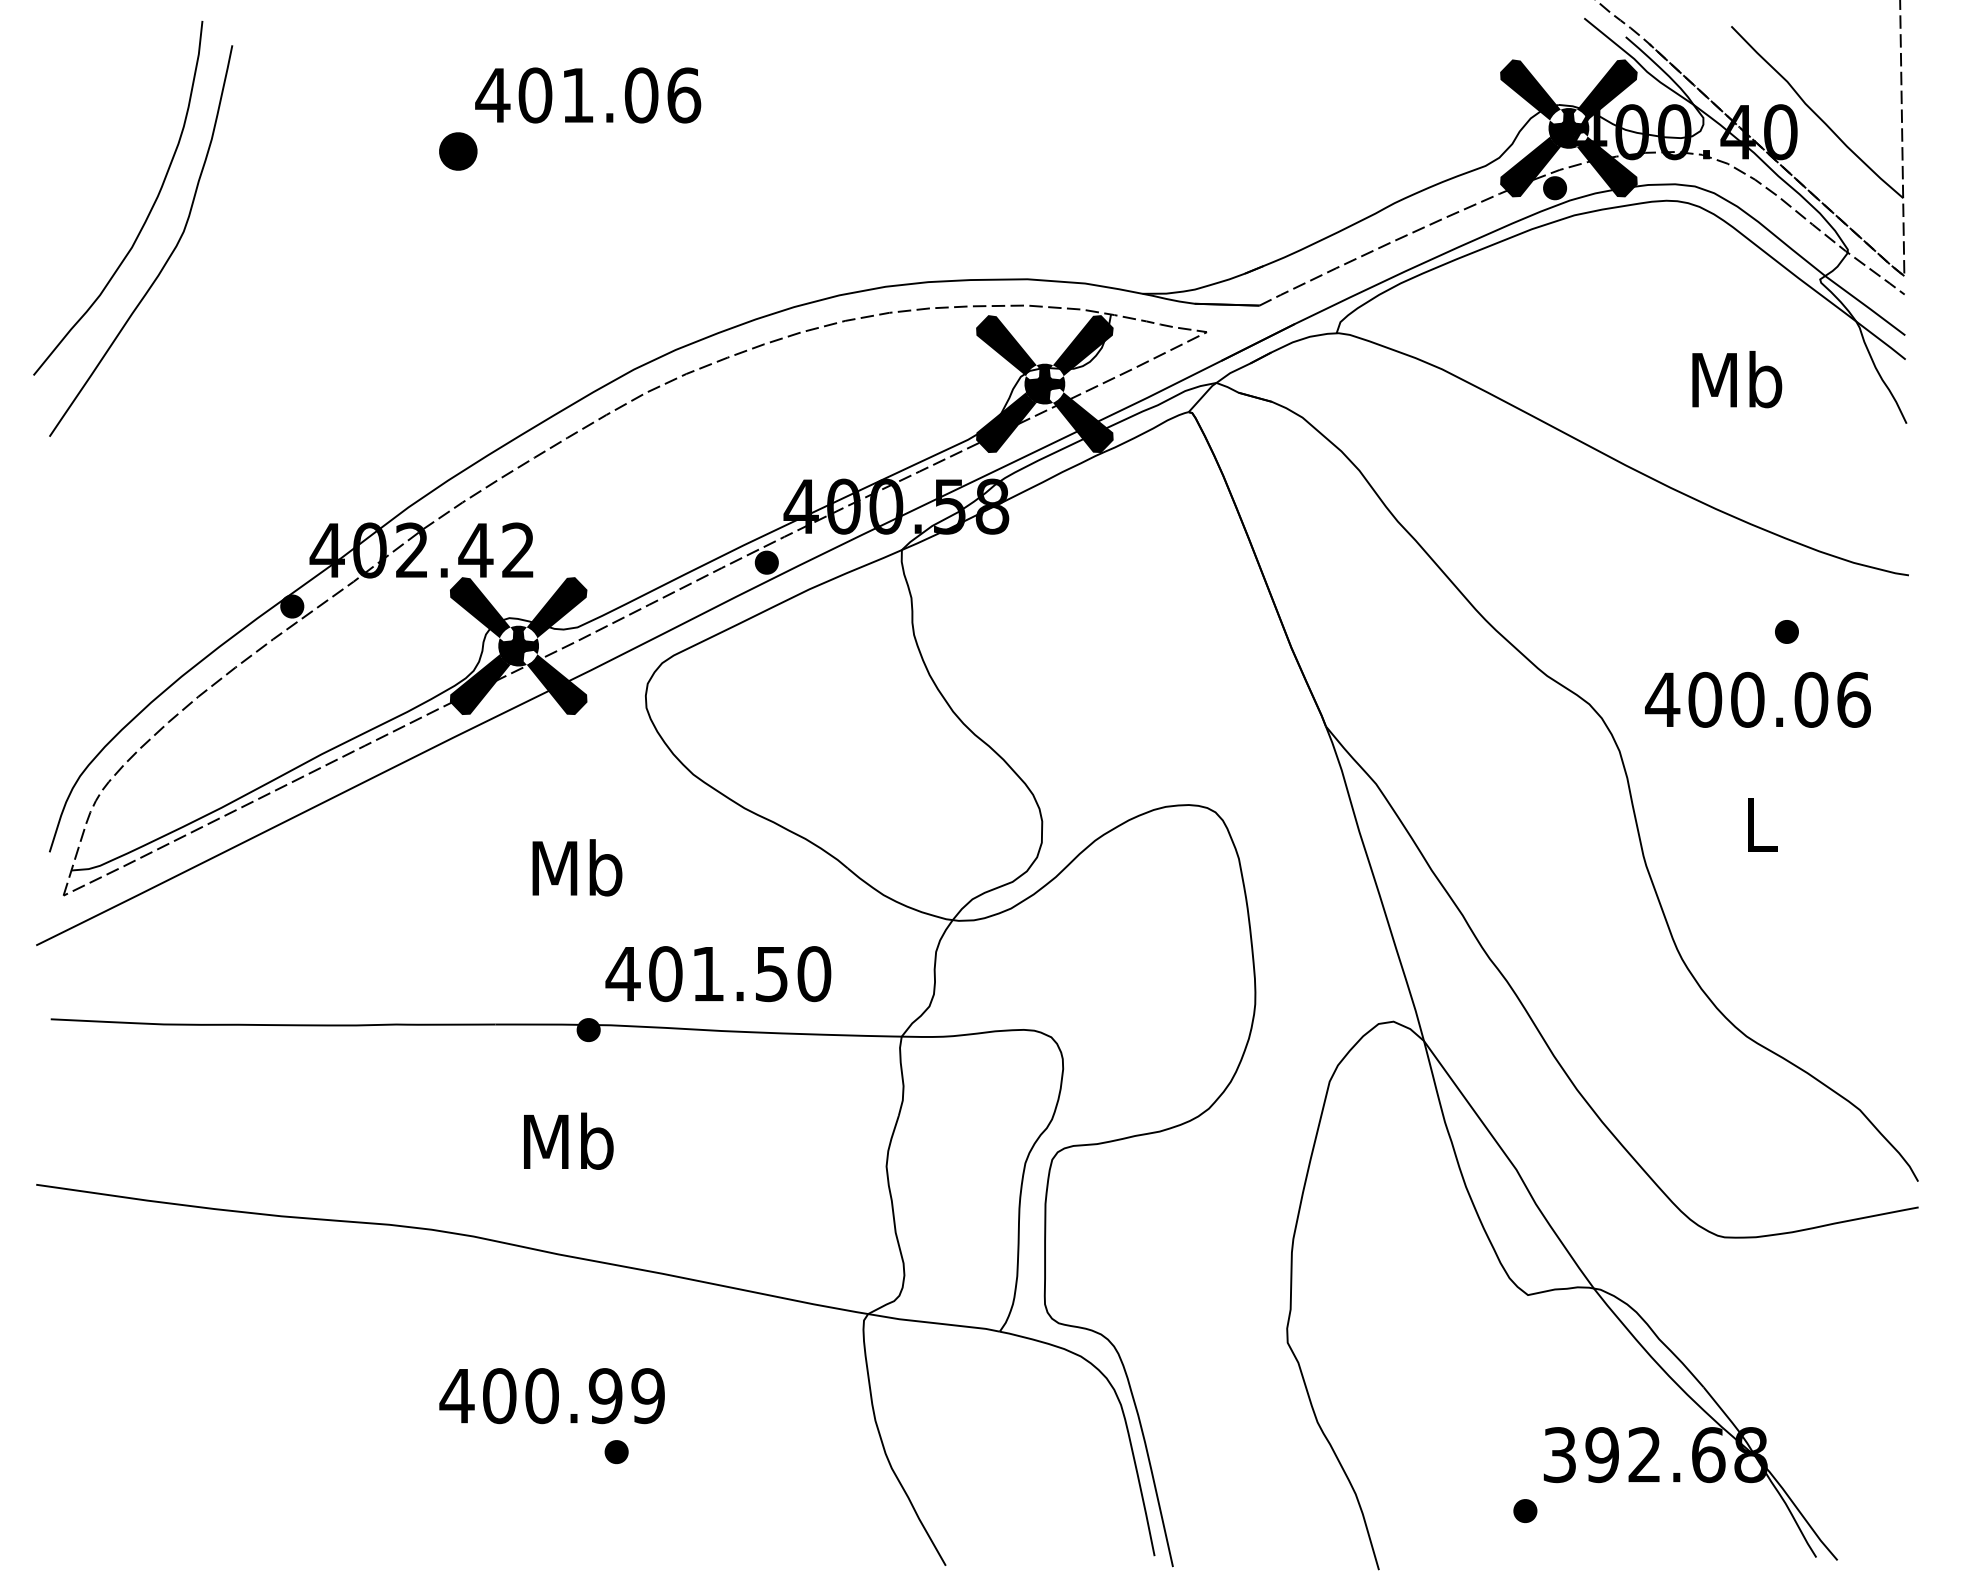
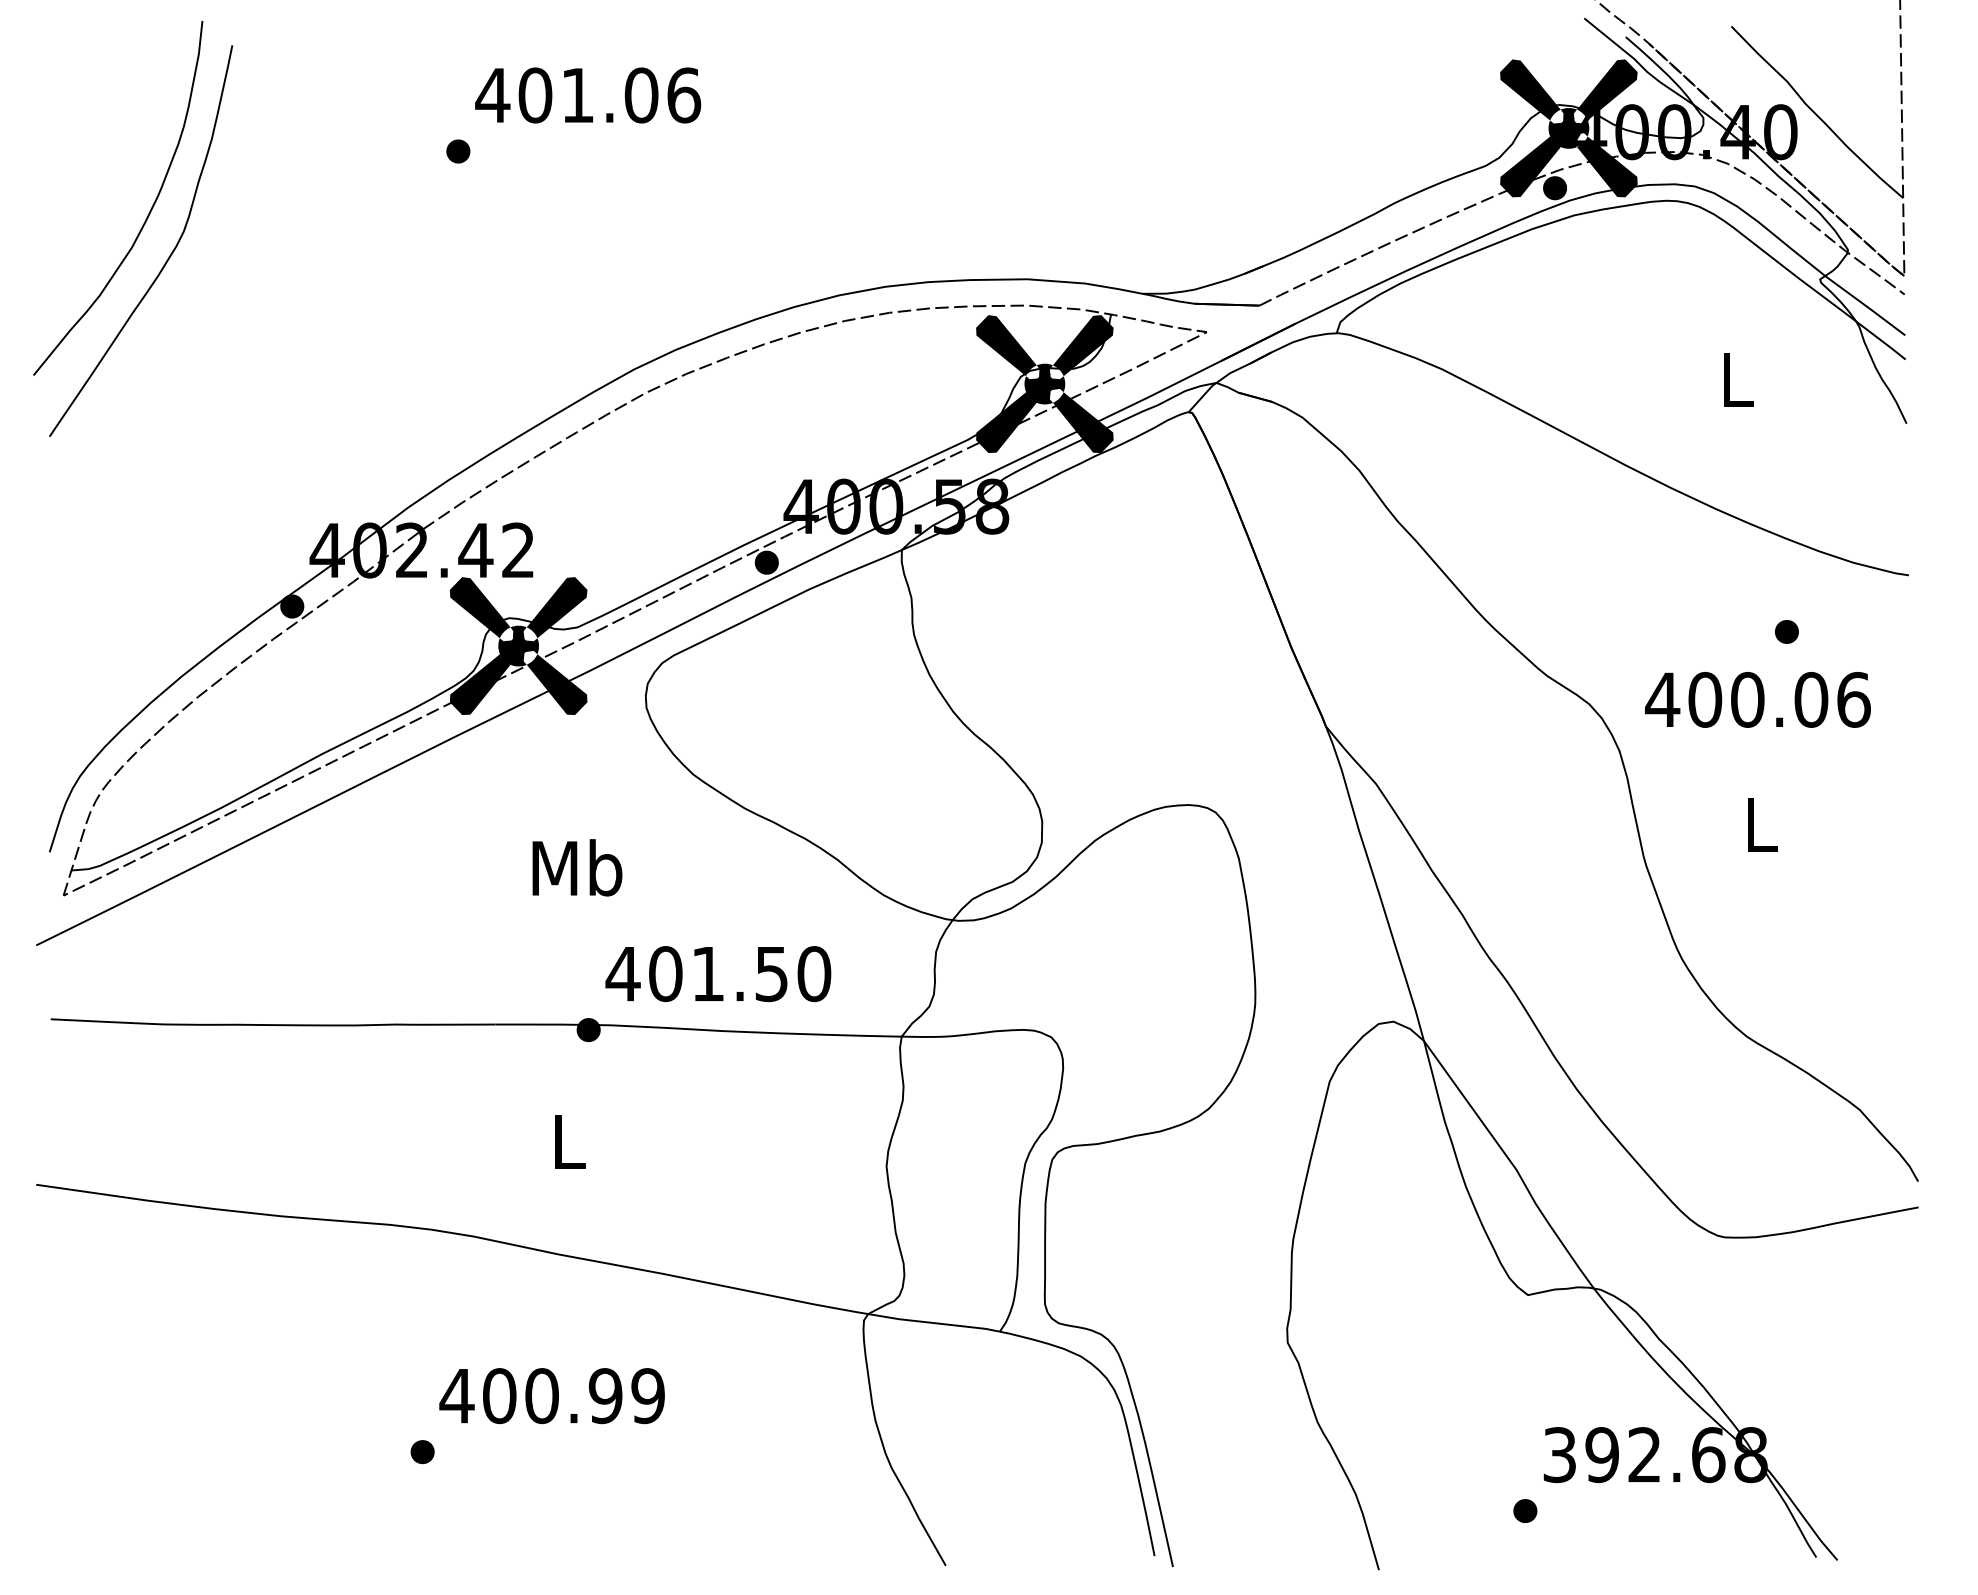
part size: 39x39 px -> 25x25 px (458, 151)
text: Mb -> L (1737, 379)
text: Mb -> L (568, 1140)
part position: (616, 1452) -> (422, 1452) (422, 1452)
